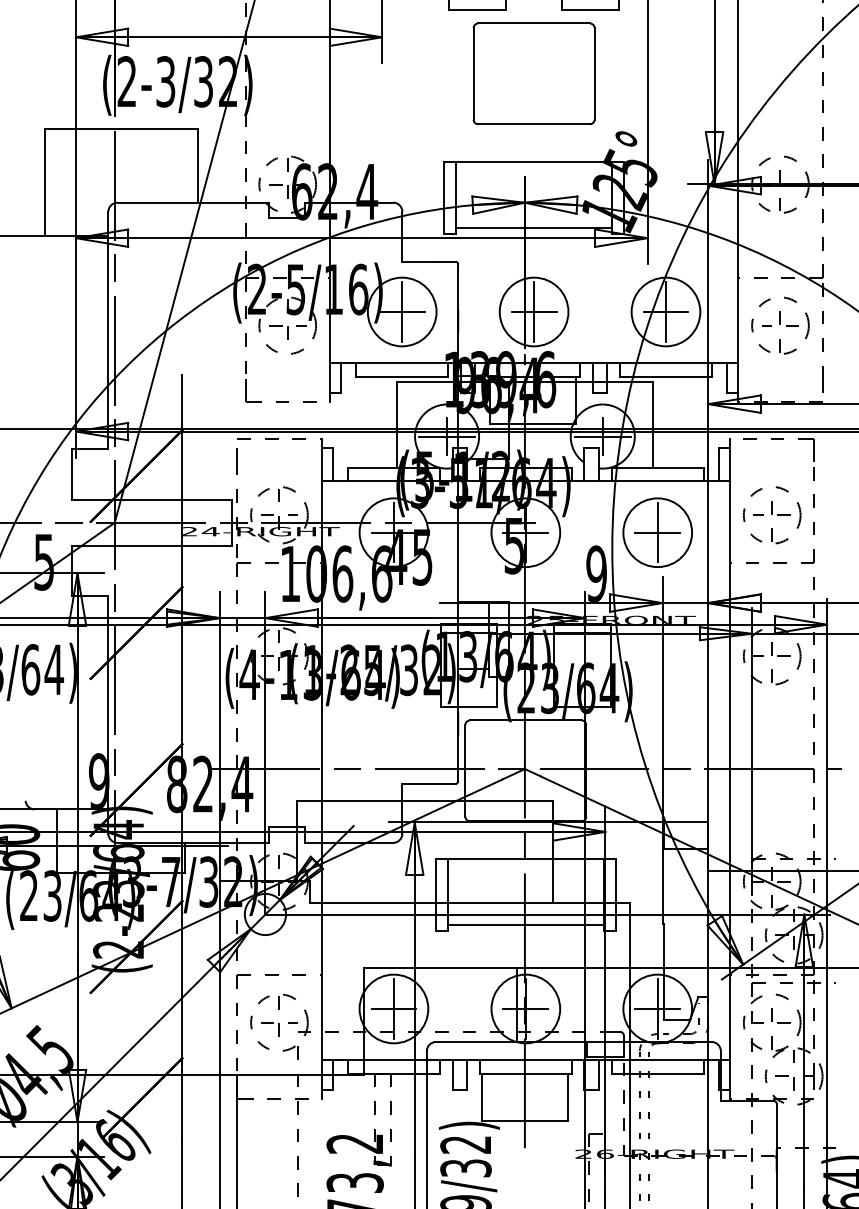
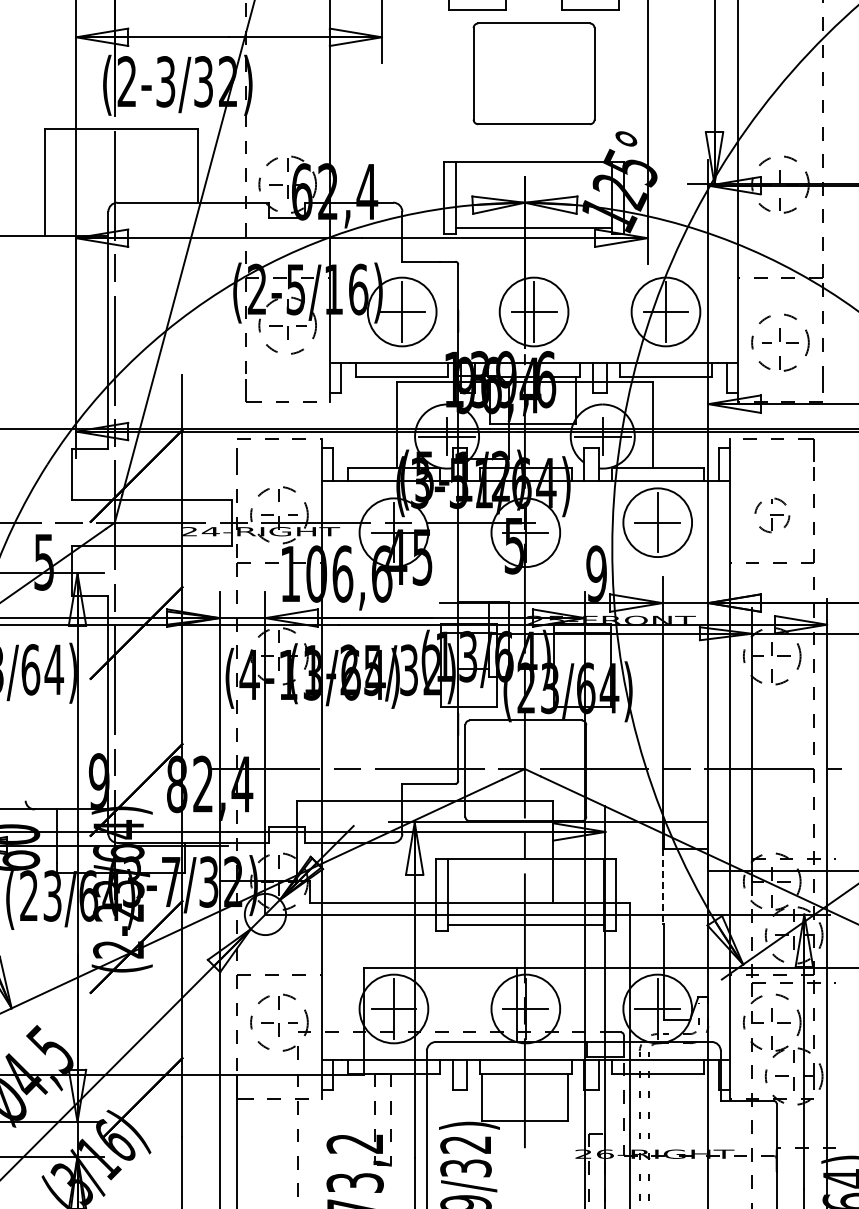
part position: (780, 325) -> (780, 342) (780, 342)
part size: 59x59 px -> 37x37 px (772, 515)
part position: (657, 532) -> (657, 522) (657, 522)
line: solid -> dashed (662, 886)
